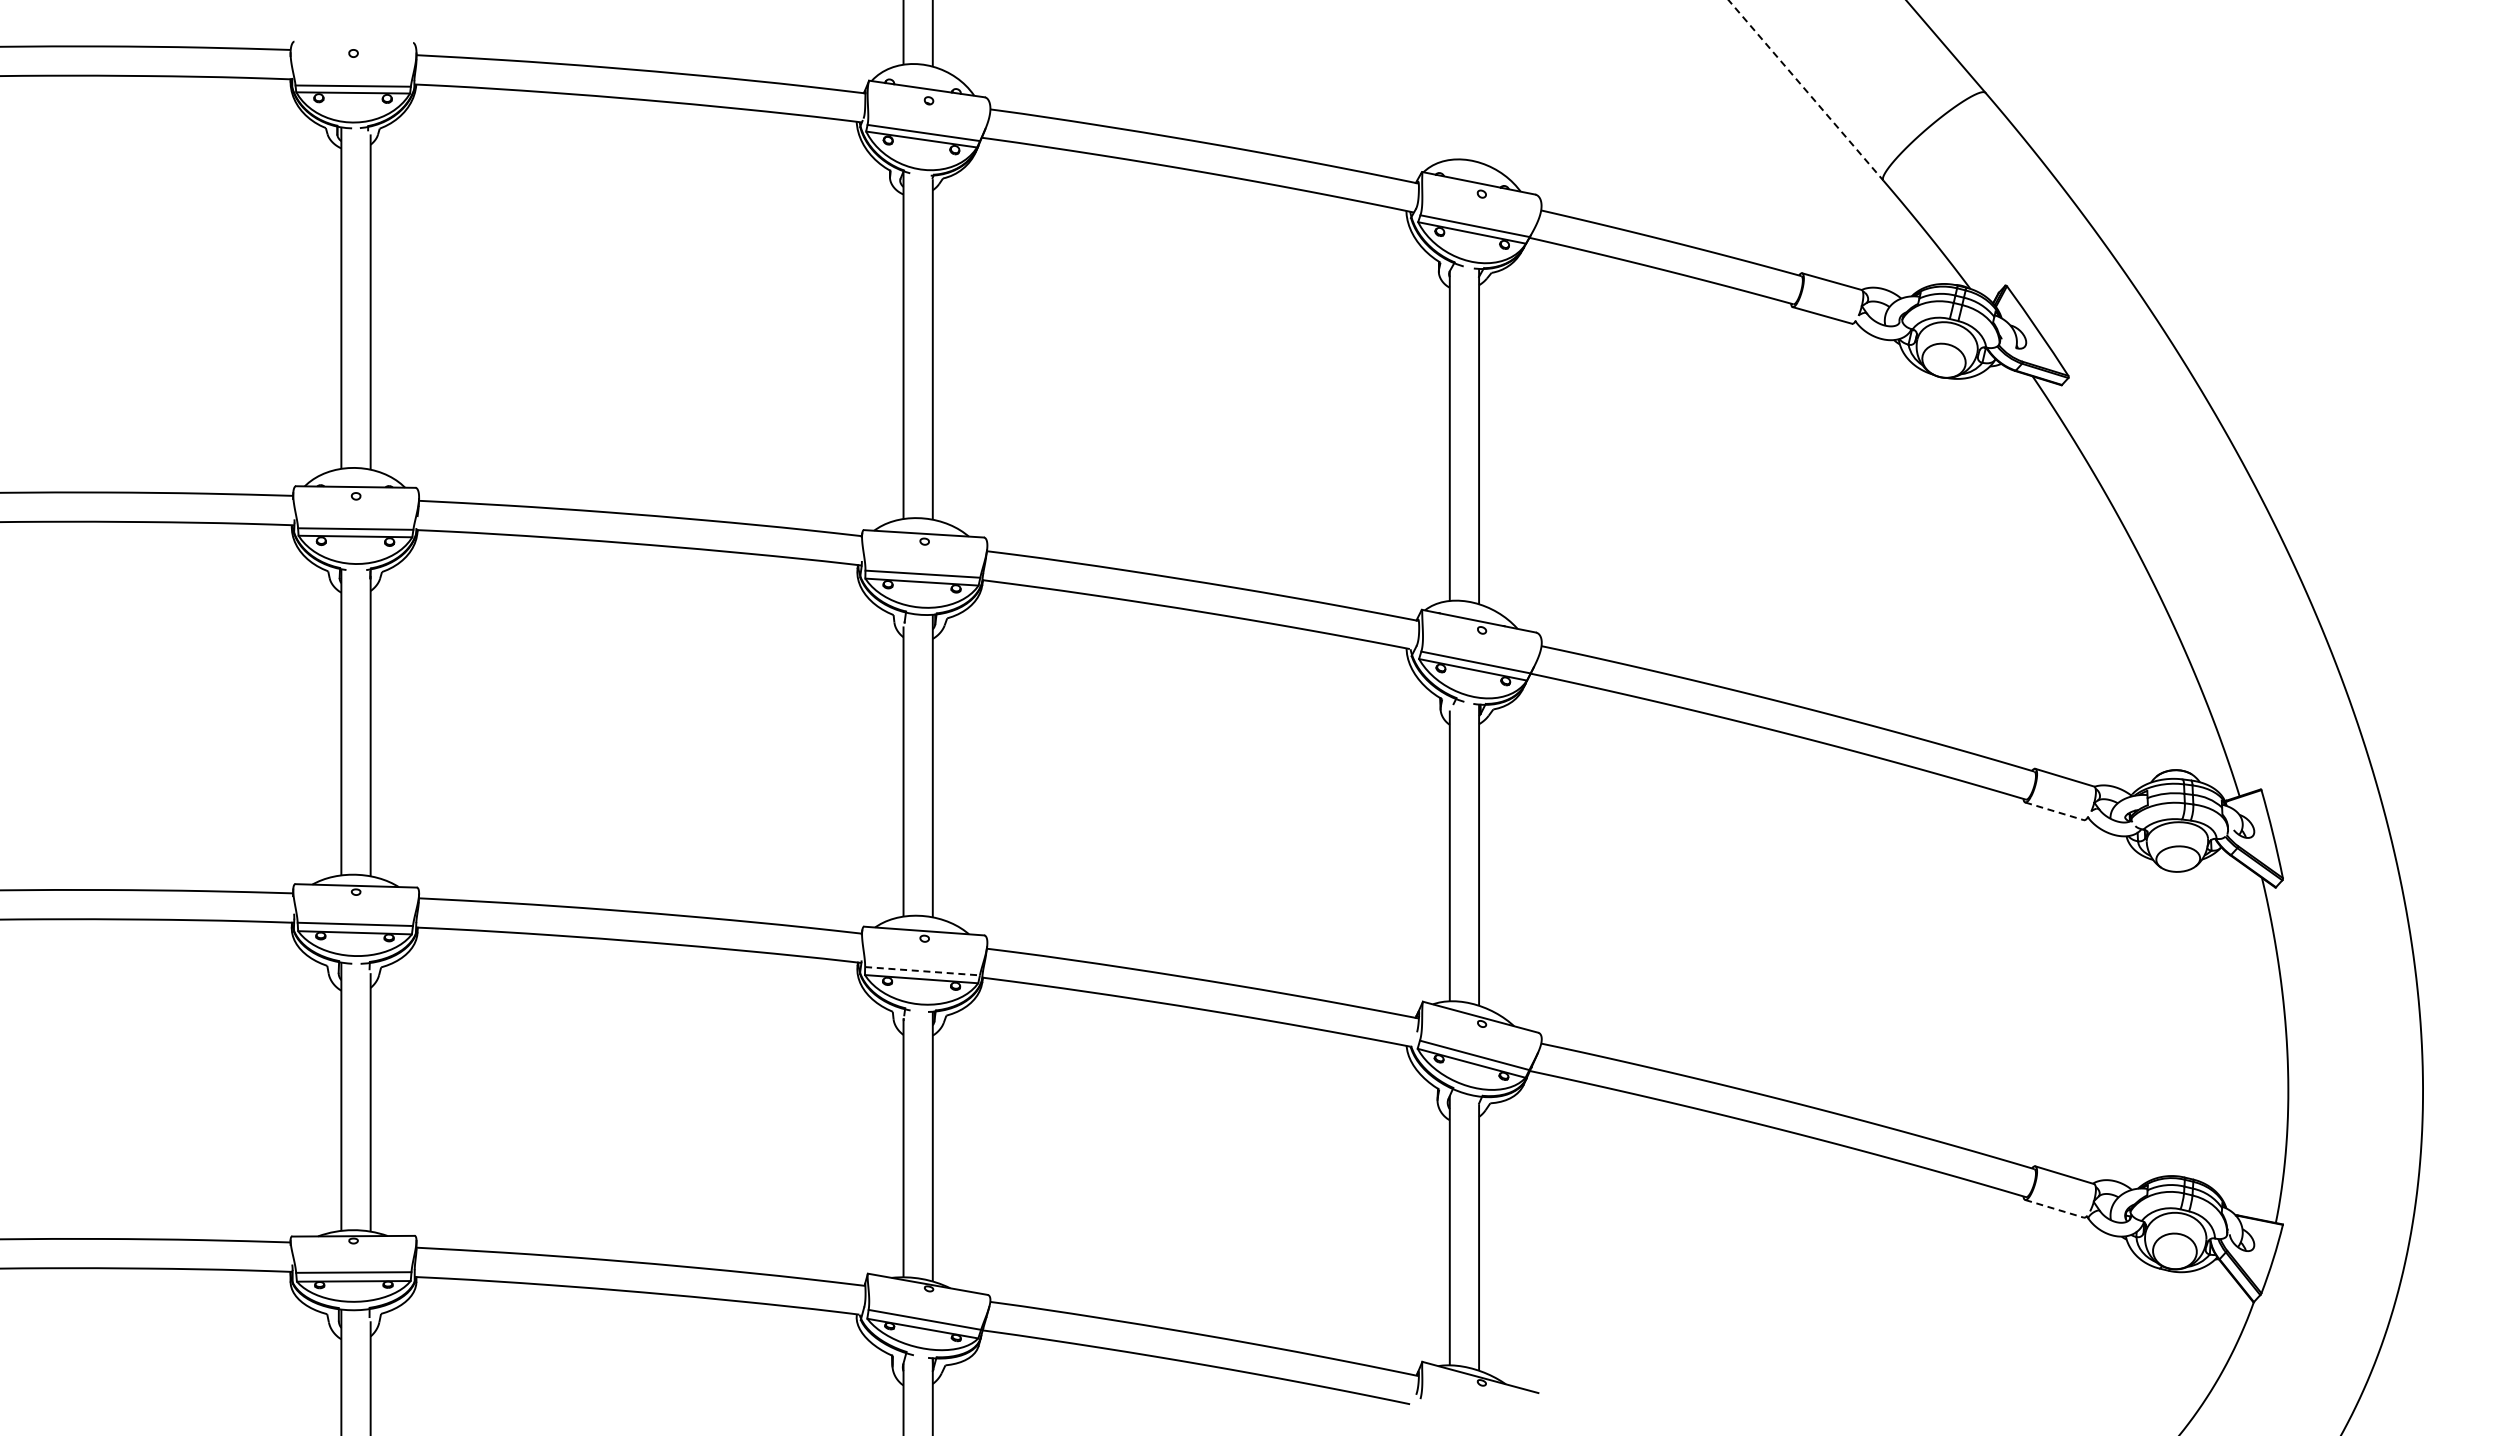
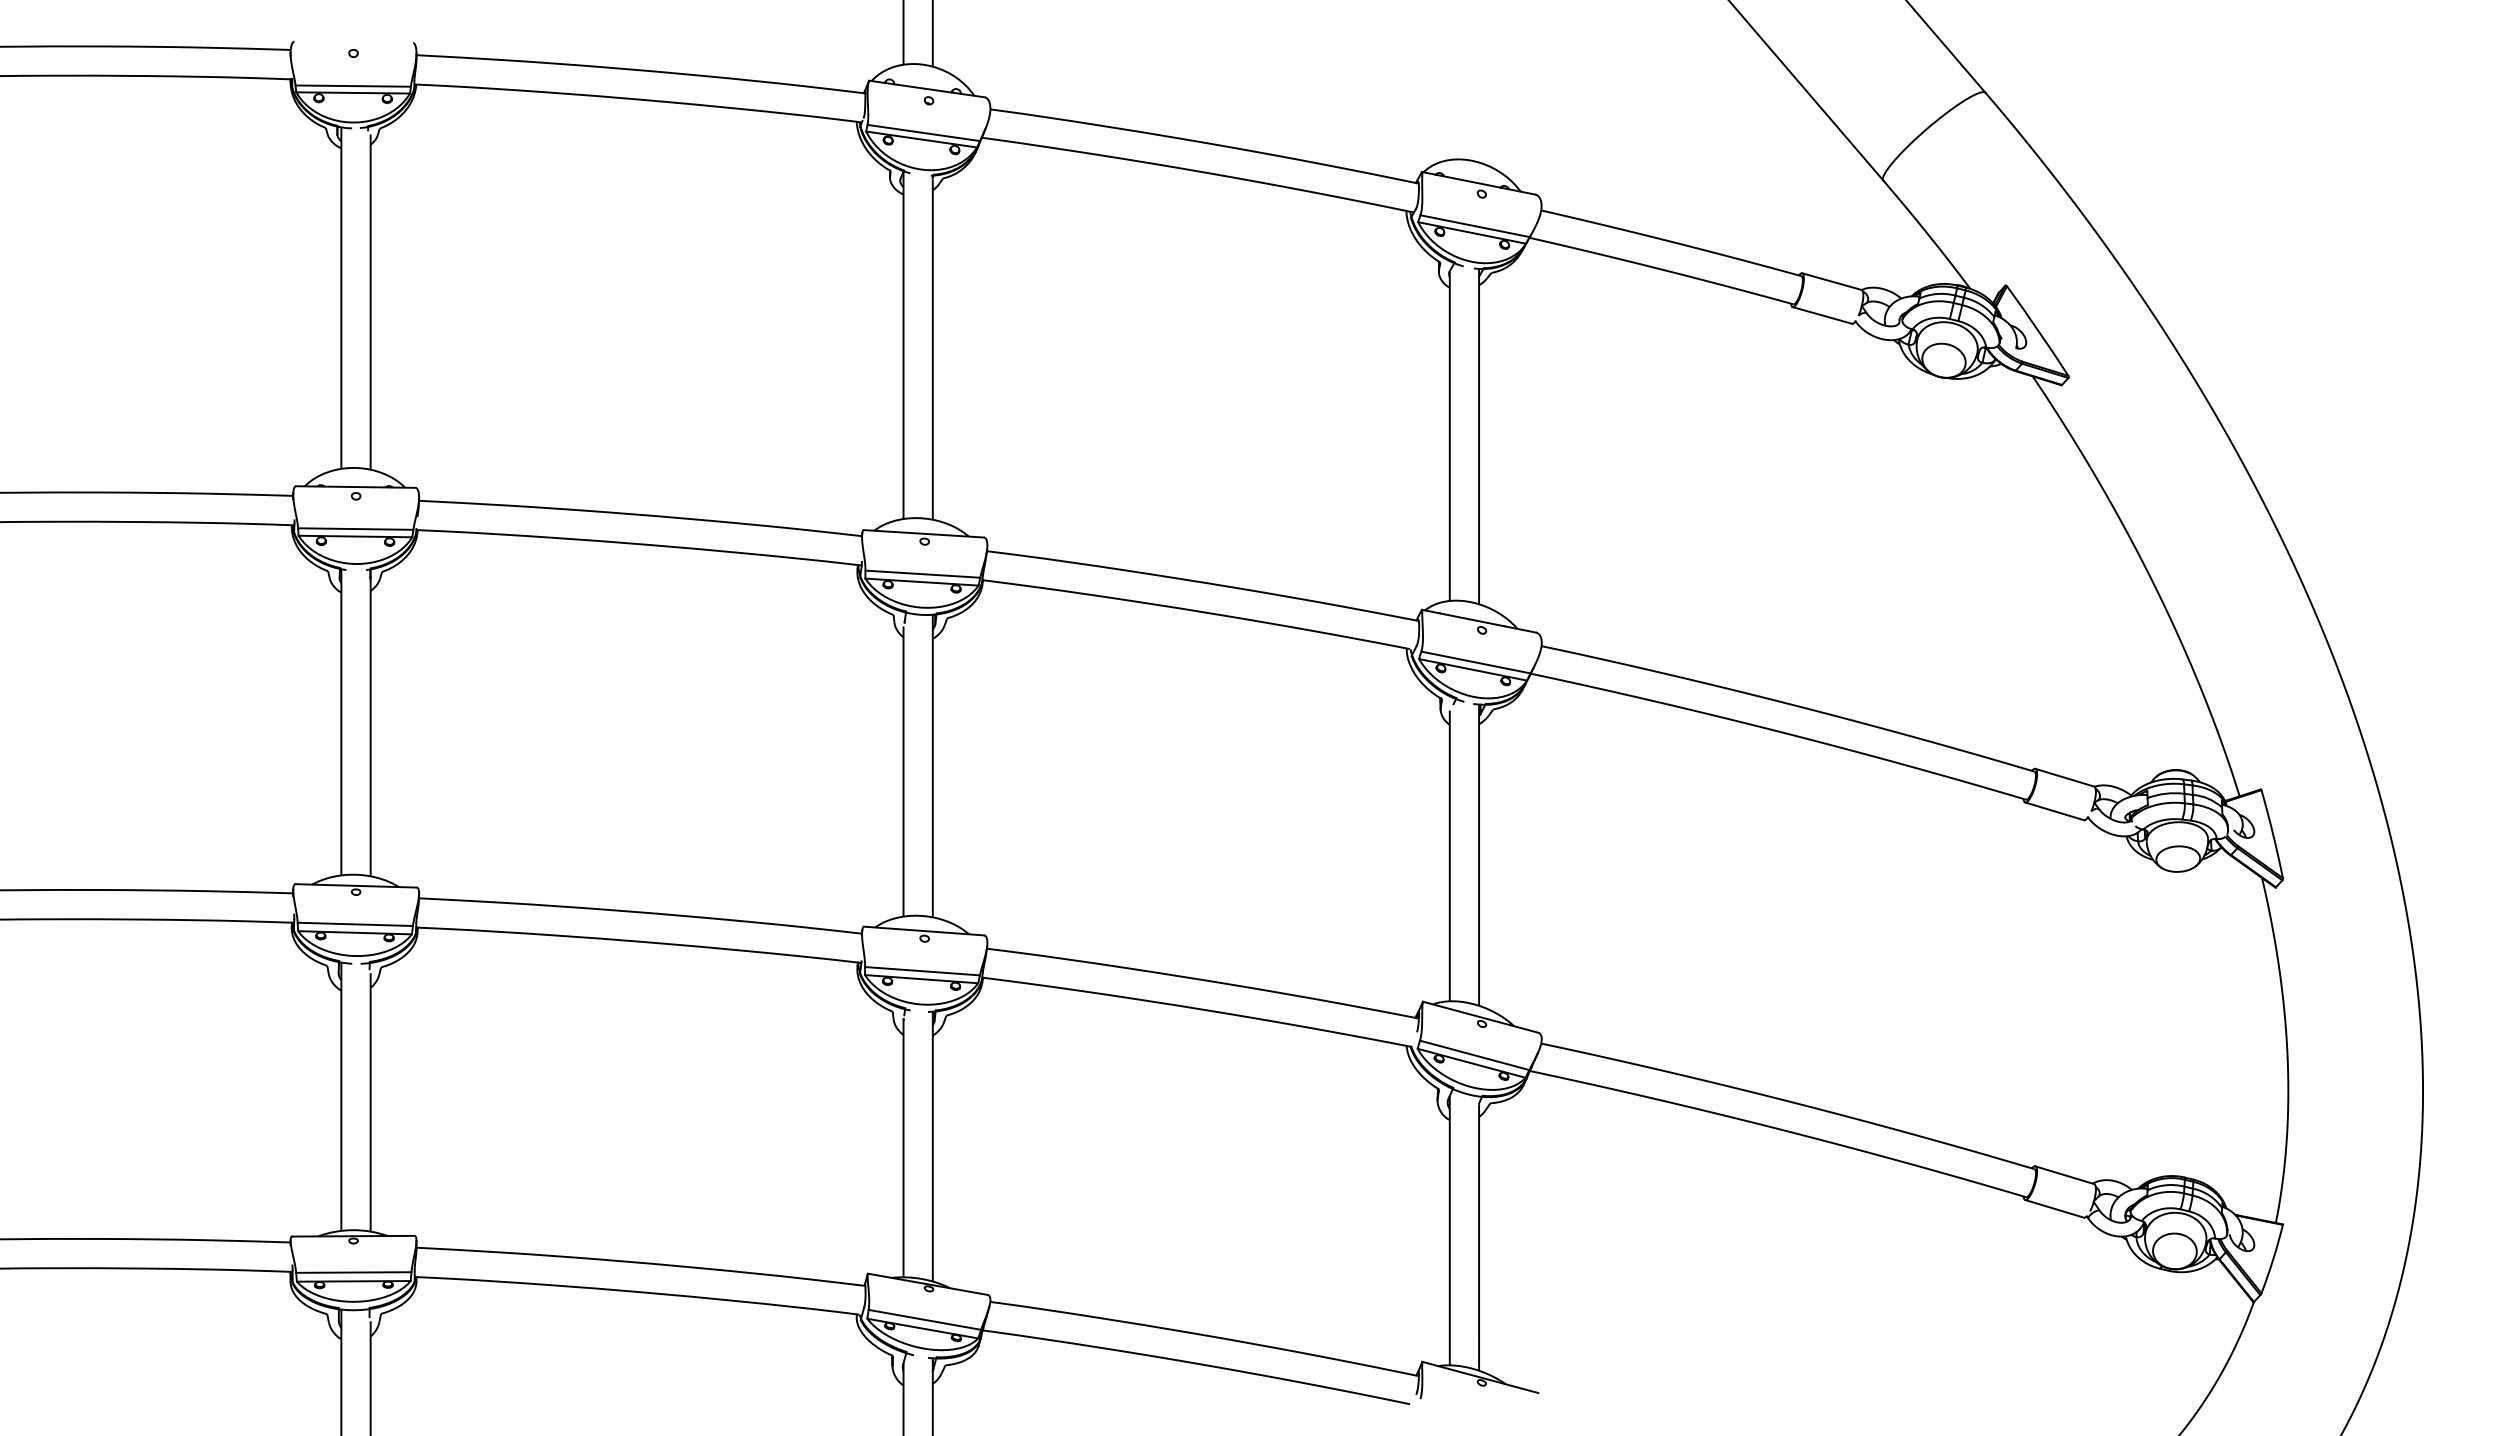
line: dashed -> solid (1805, 90)
line: dashed -> solid (2054, 811)
line: dashed -> solid (922, 971)
line: dashed -> solid (2054, 1208)
